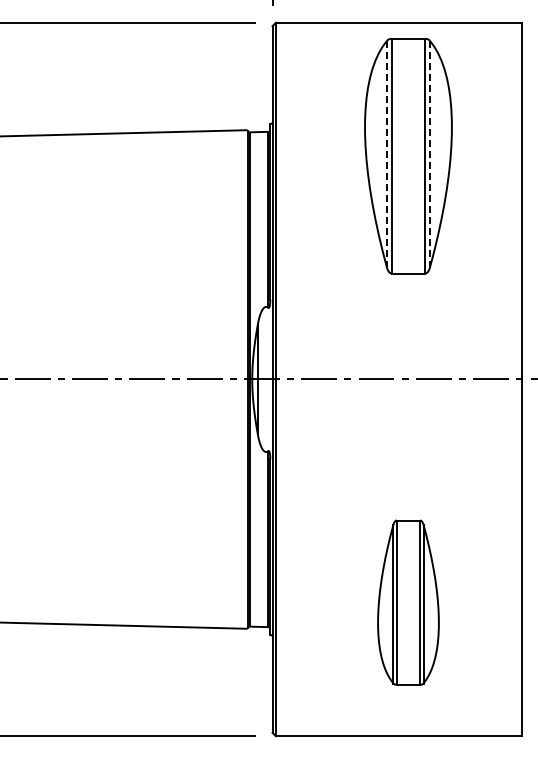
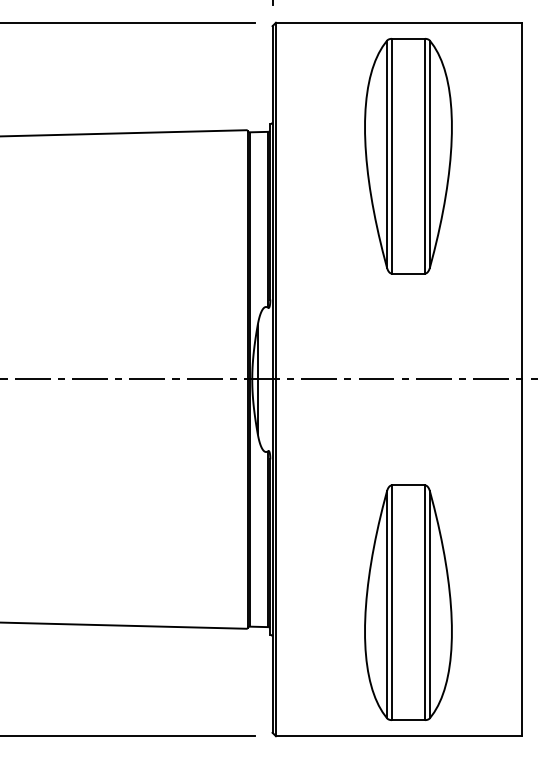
line: dashed -> solid (387, 153)
line: dashed -> solid (429, 153)
part size: 63x167 px -> 89x237 px (408, 602)
